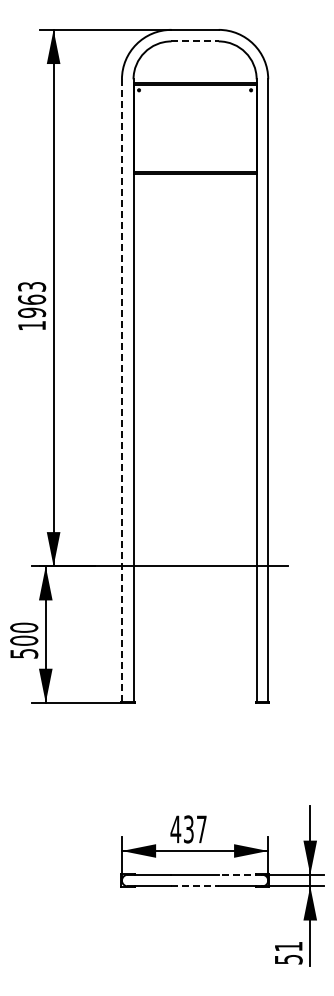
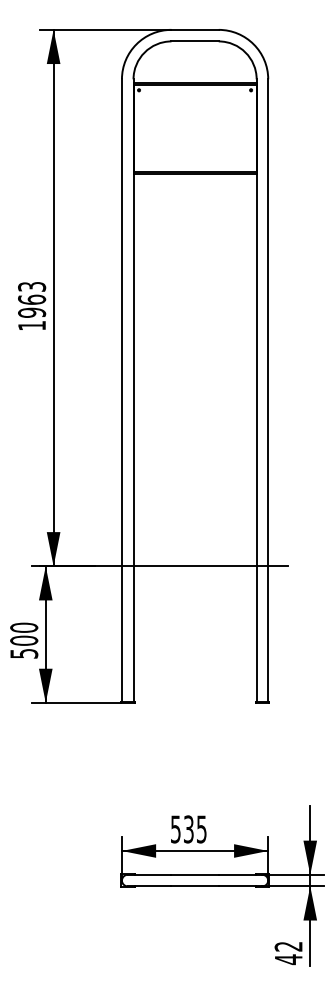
line: dashed -> solid (195, 41)
line: dashed -> solid (121, 391)
text: 437 -> 535 (188, 829)
line: dashed -> solid (240, 874)
line: dashed -> solid (195, 886)
text: 51 -> 42 (288, 953)
